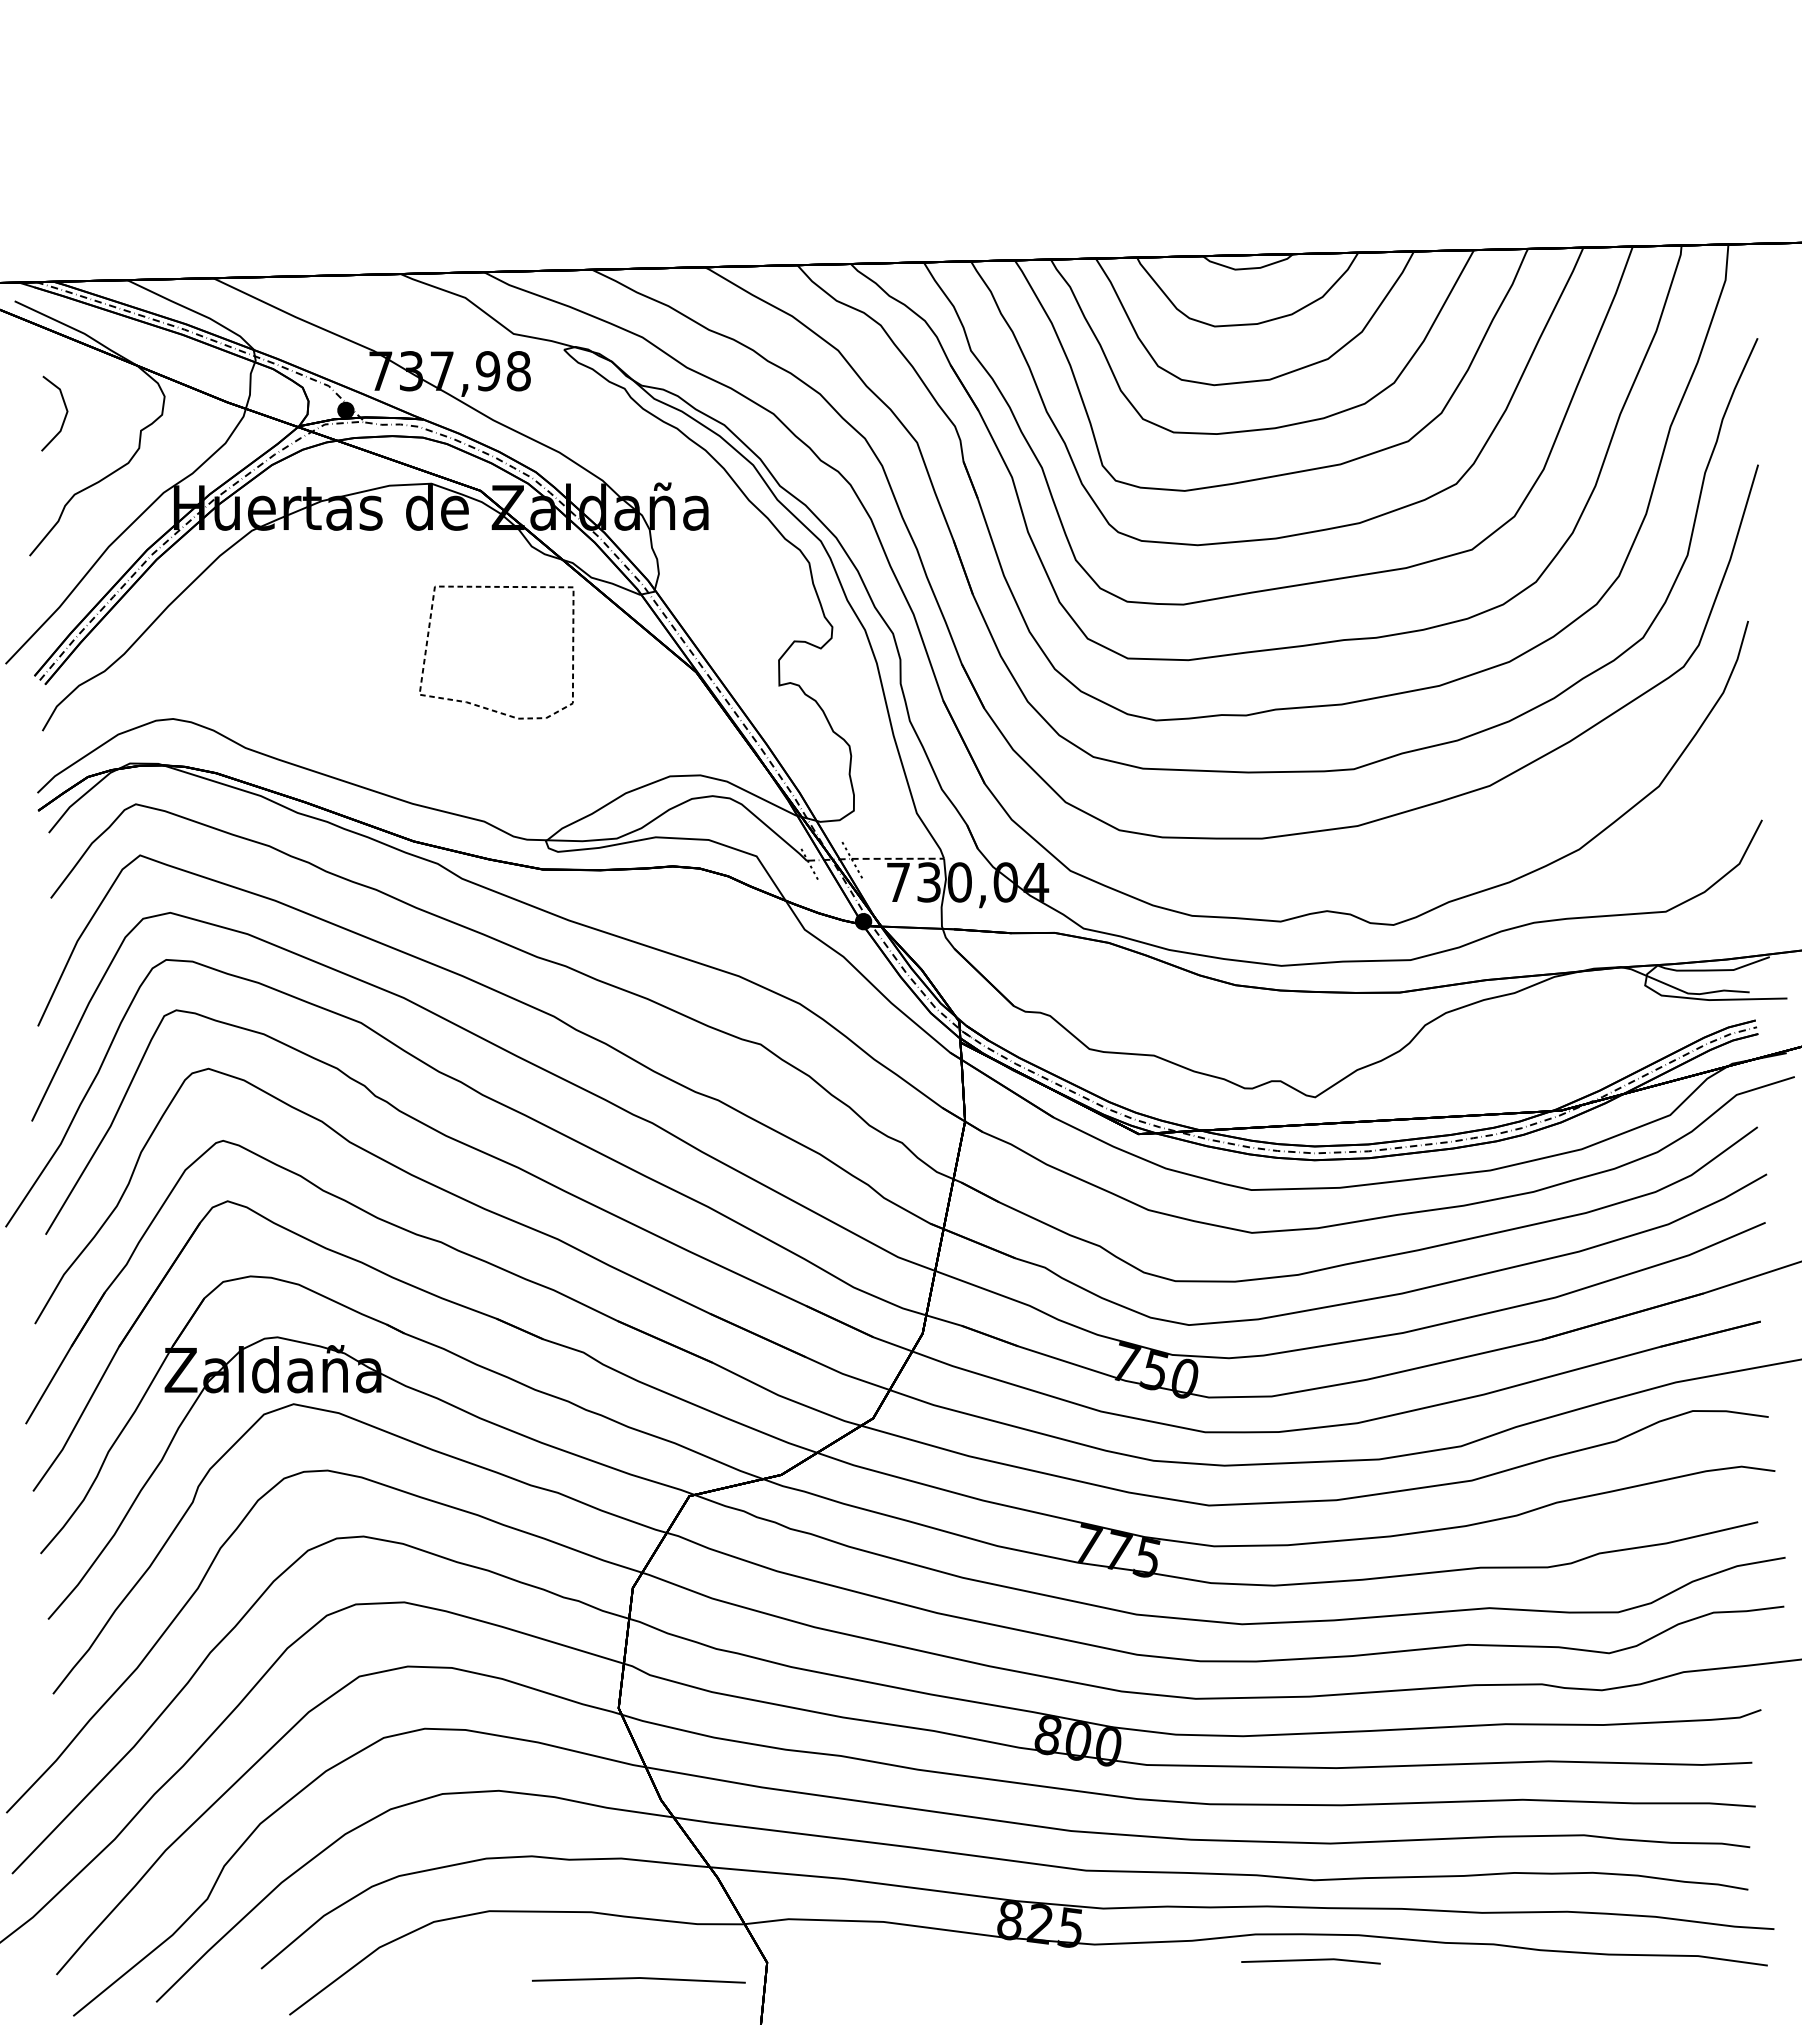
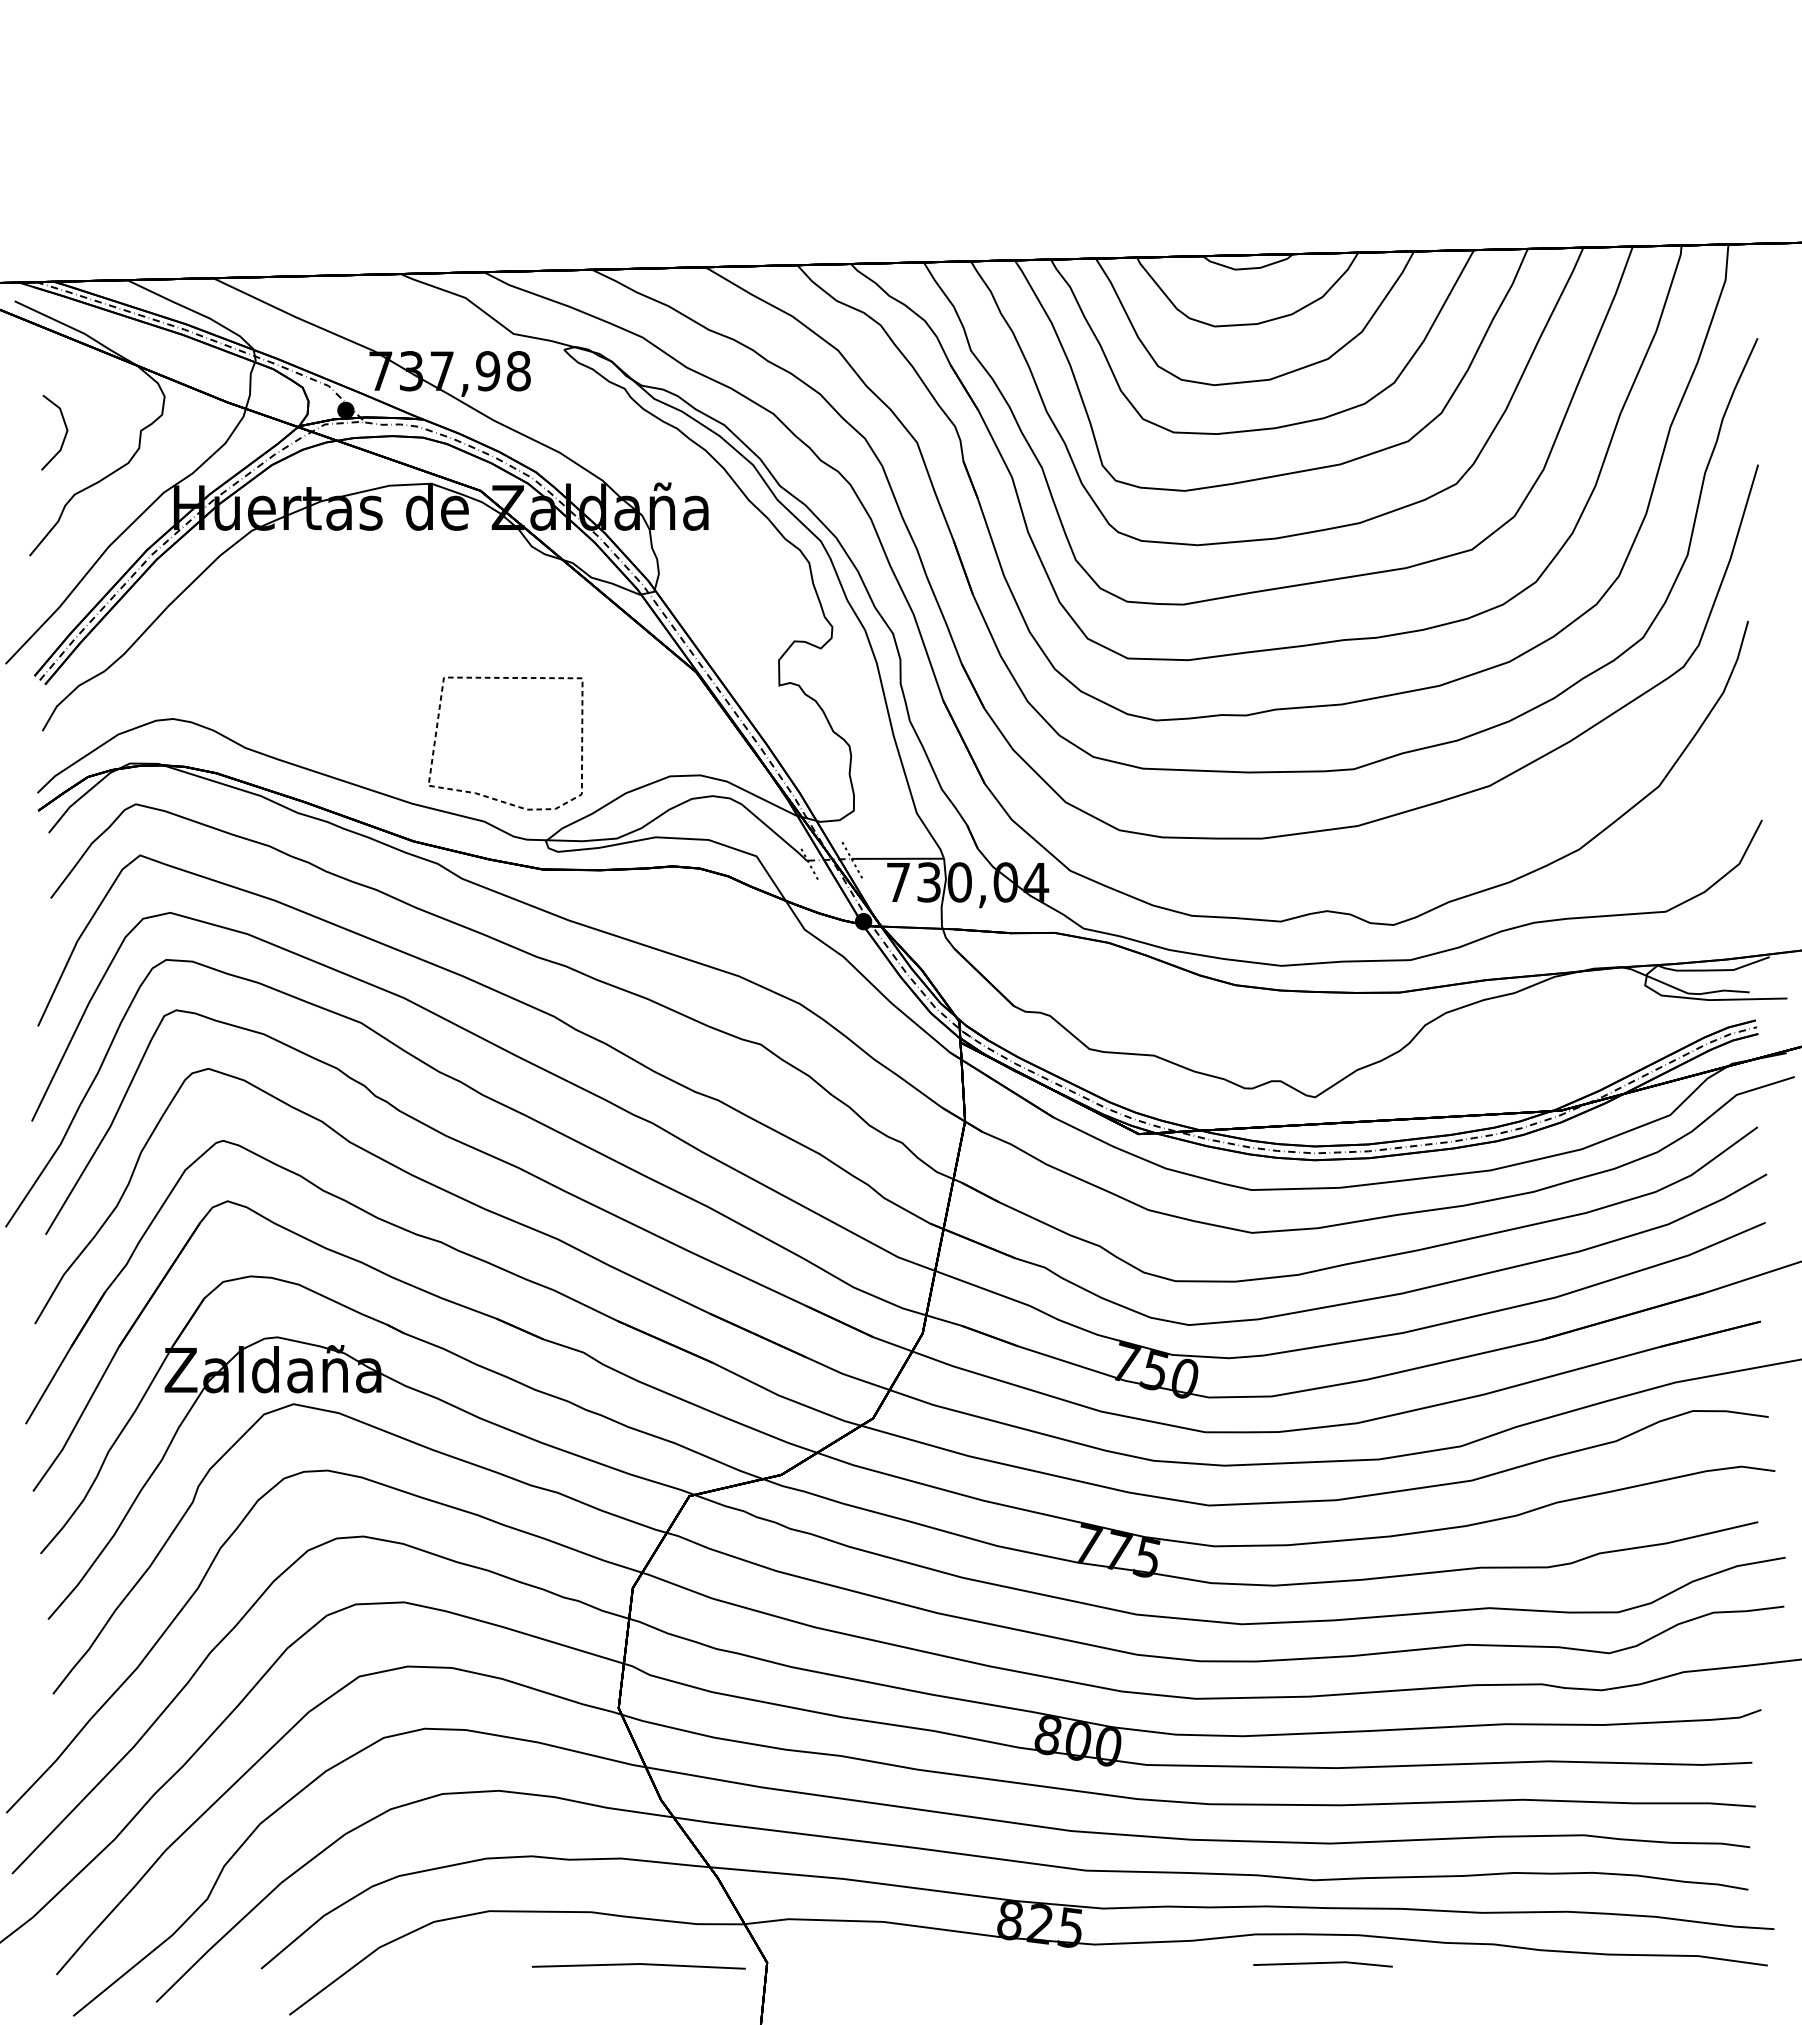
line position: (64, 416) -> (64, 435) (64, 435)
part position: (477, 704) -> (486, 795) (486, 795)
line: dashed -> solid (898, 858)
line position: (1310, 1960) -> (1322, 1963) (1322, 1963)
line position: (638, 1978) -> (638, 1964) (638, 1964)
